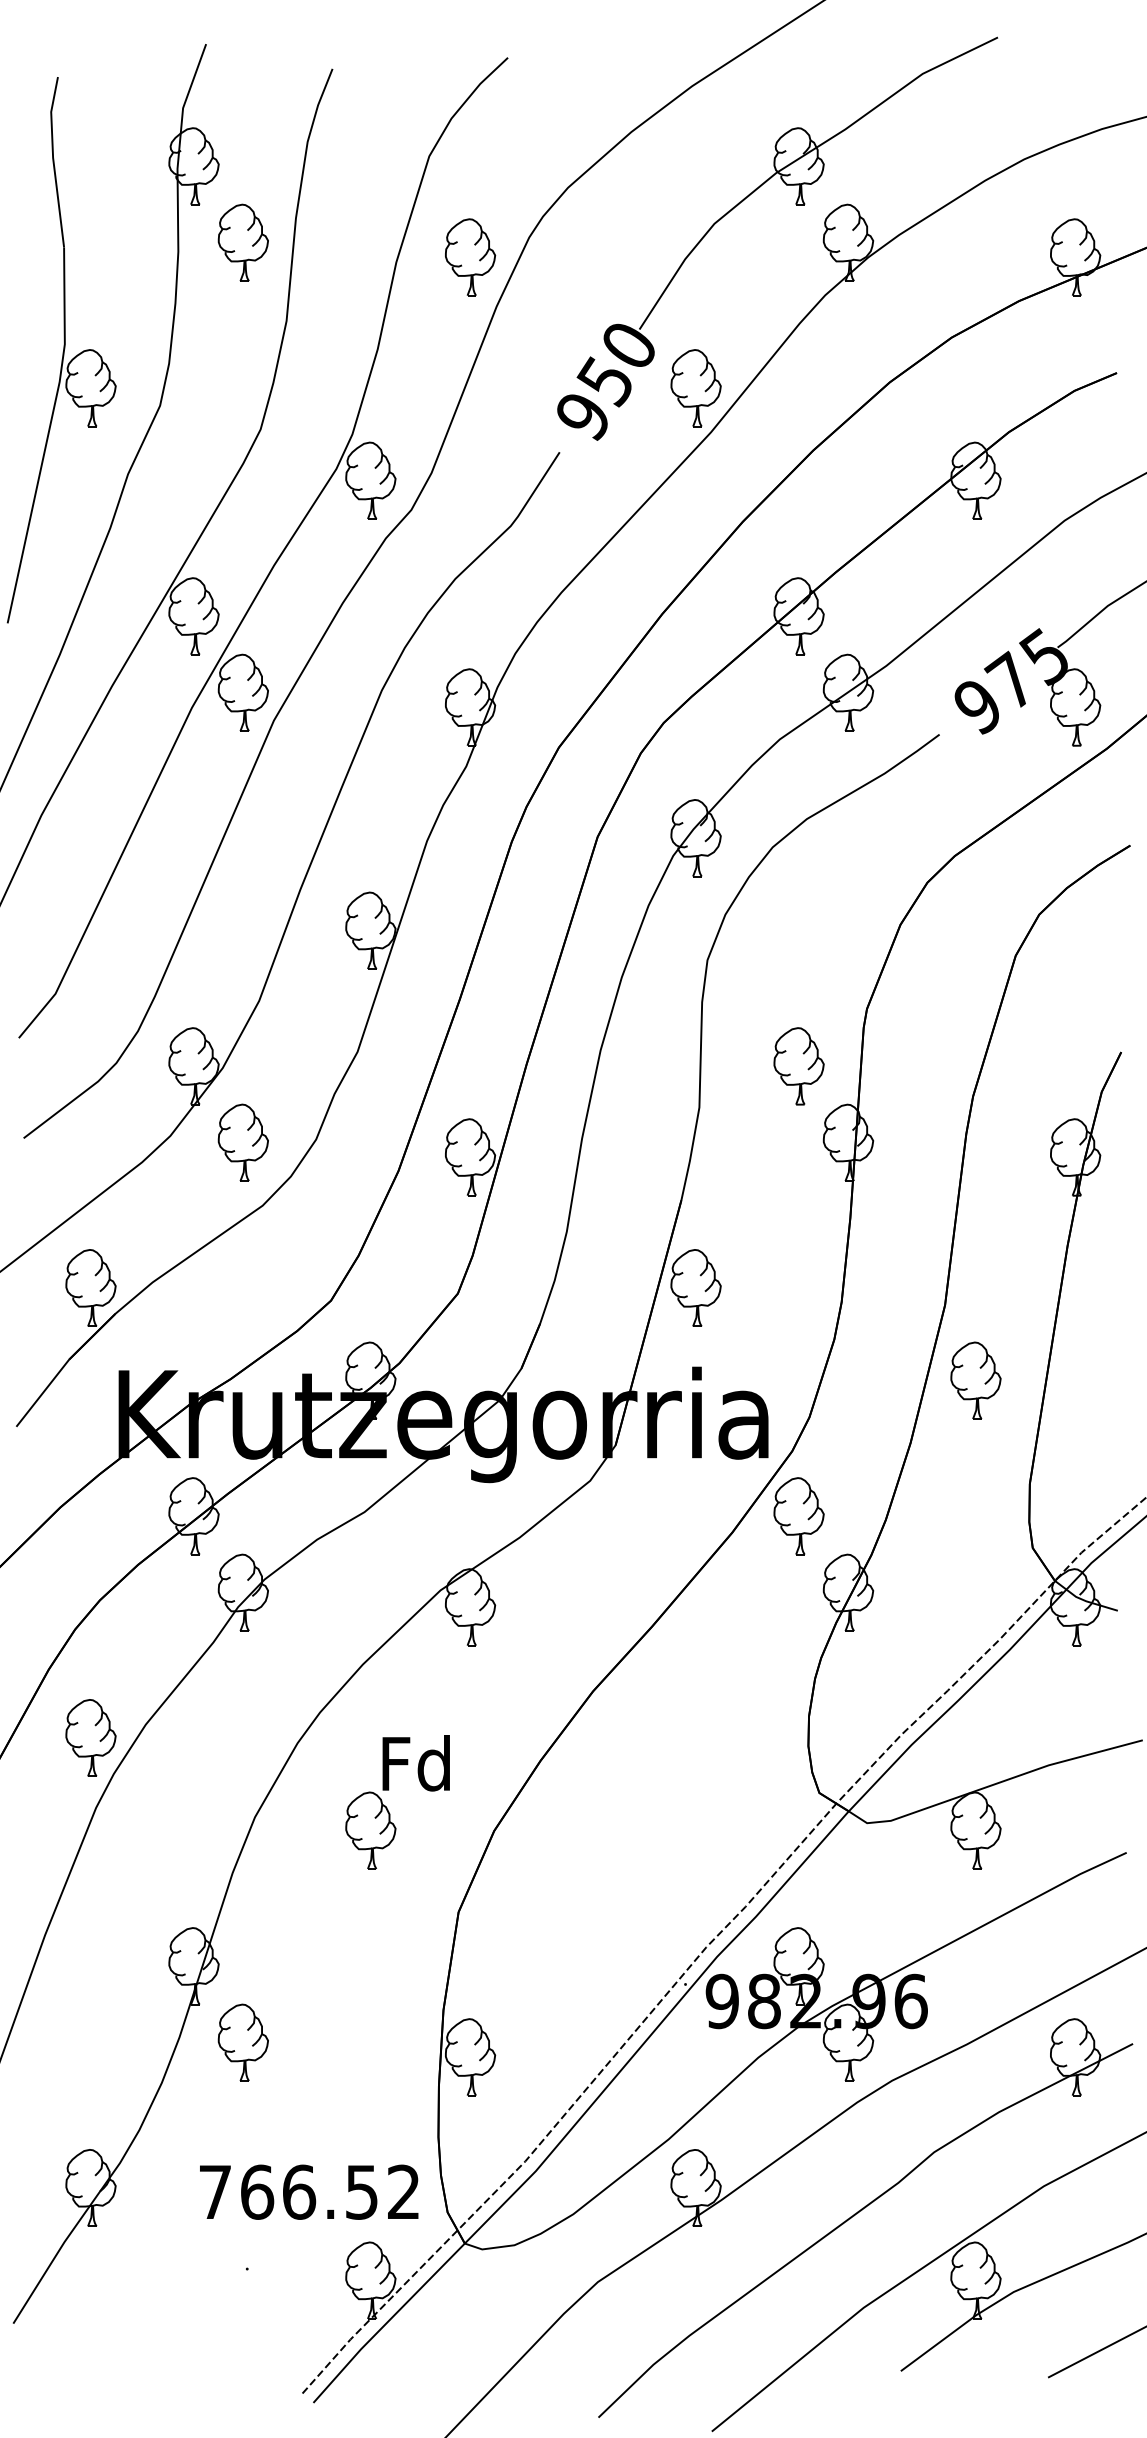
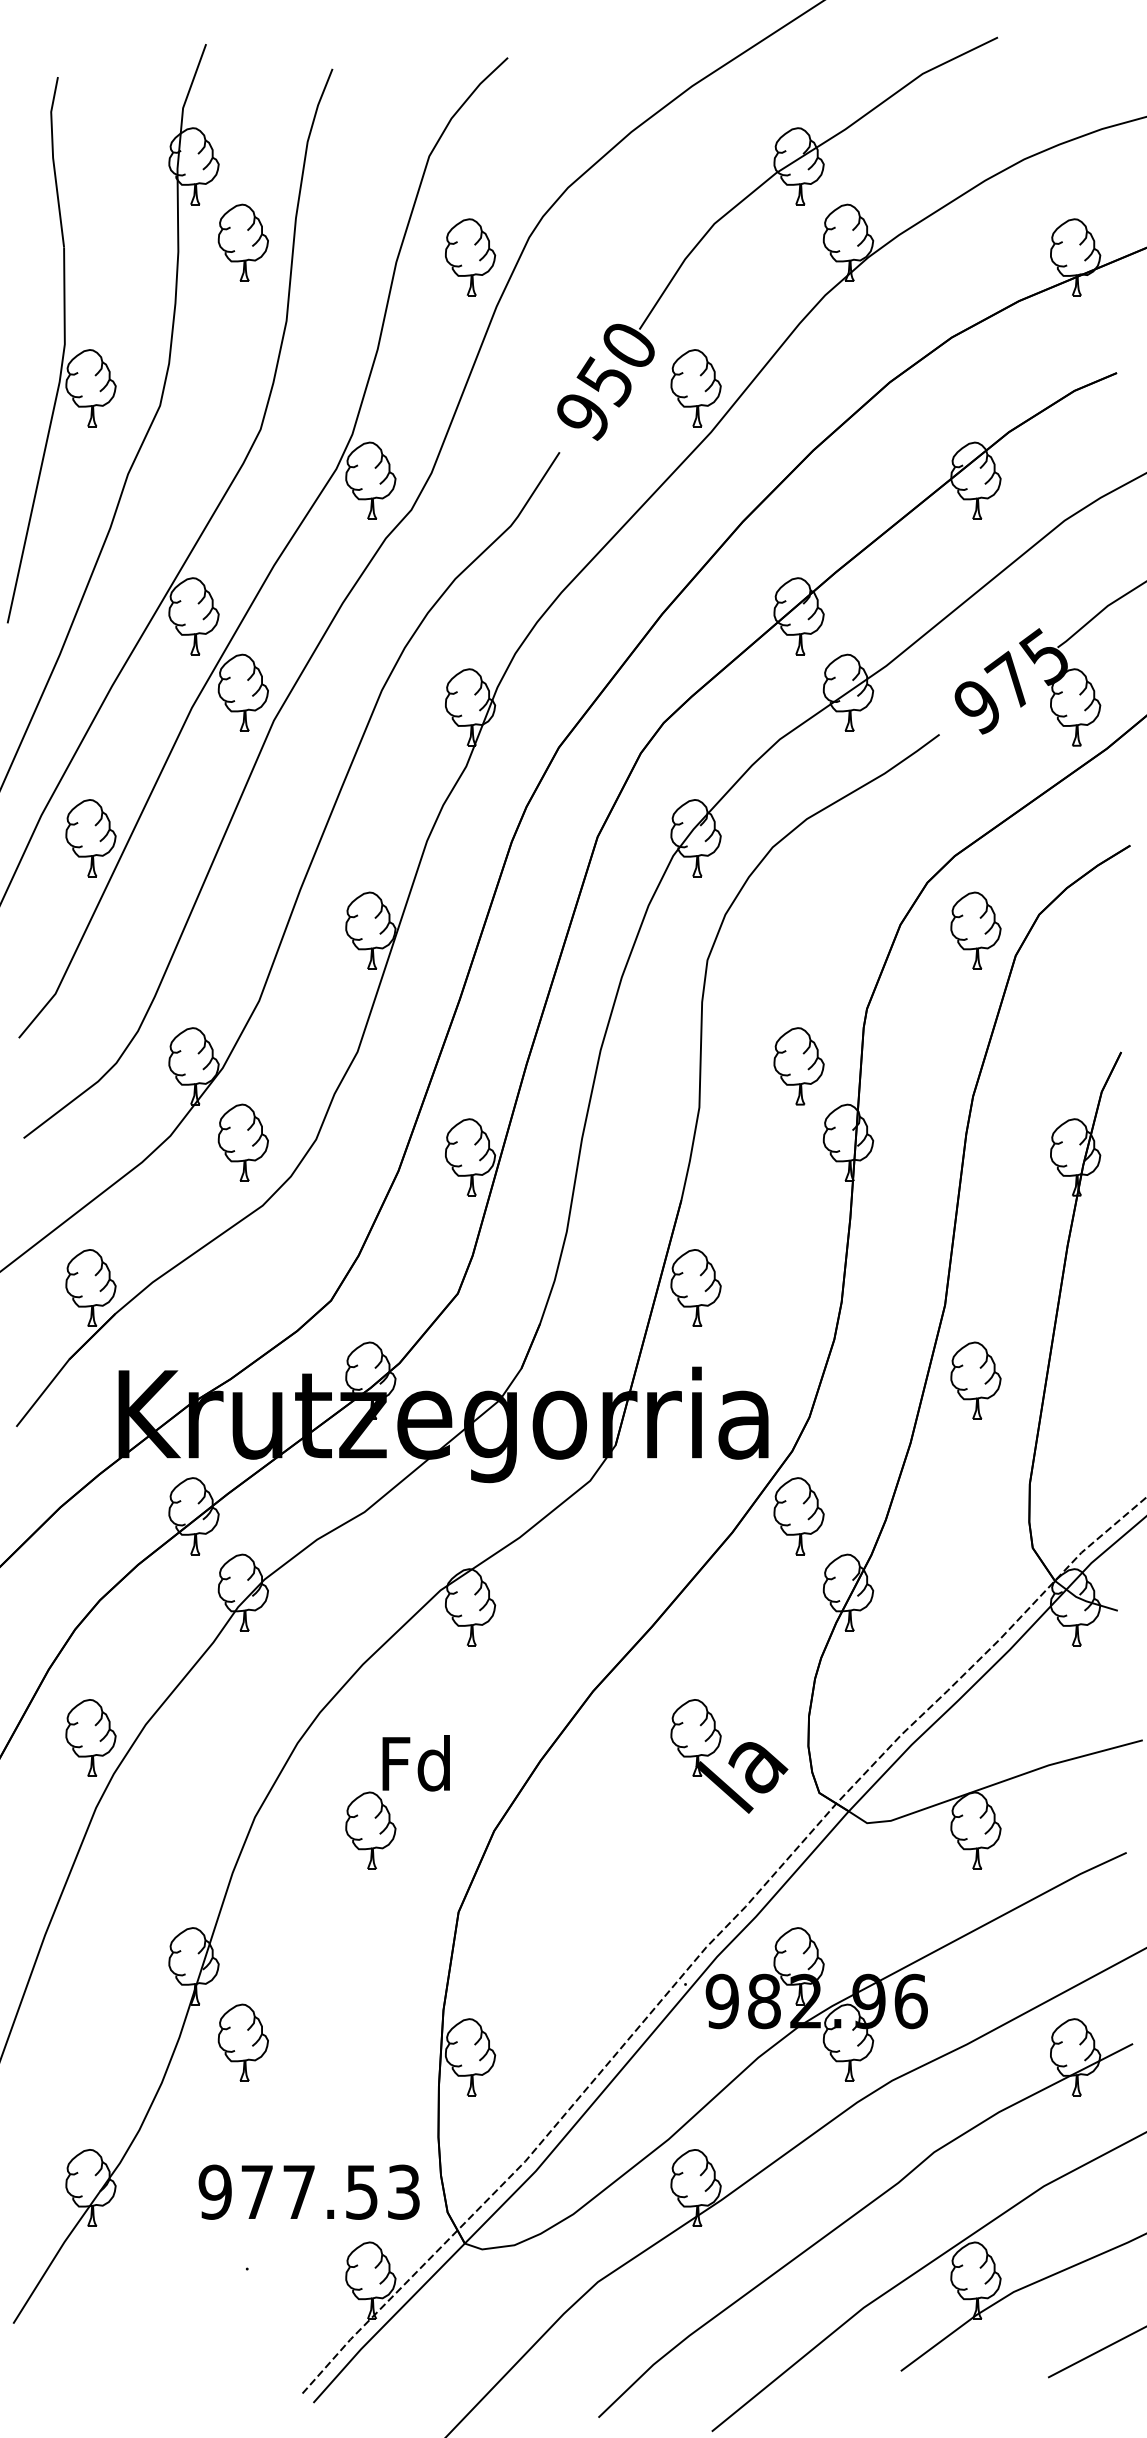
part: none -> present (90, 838)
part: none -> present (975, 930)
part: none -> present (729, 1756)
text: 766.52 -> 977.53 (308, 2191)
